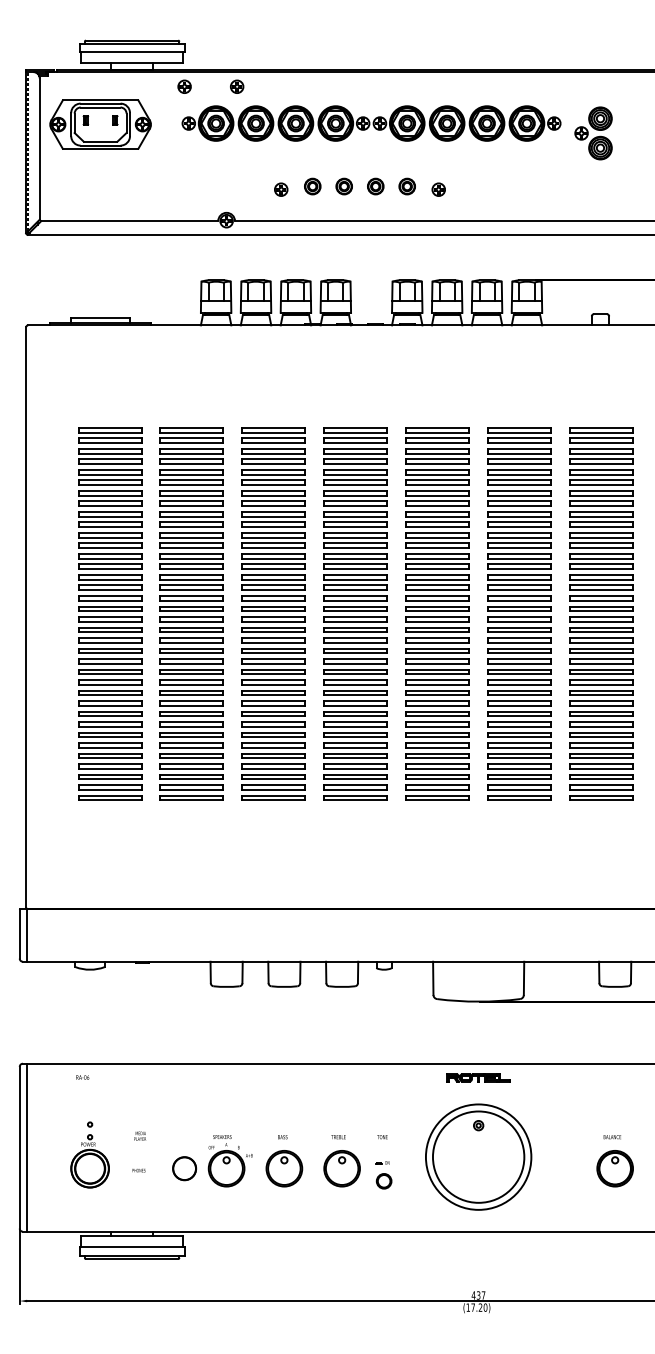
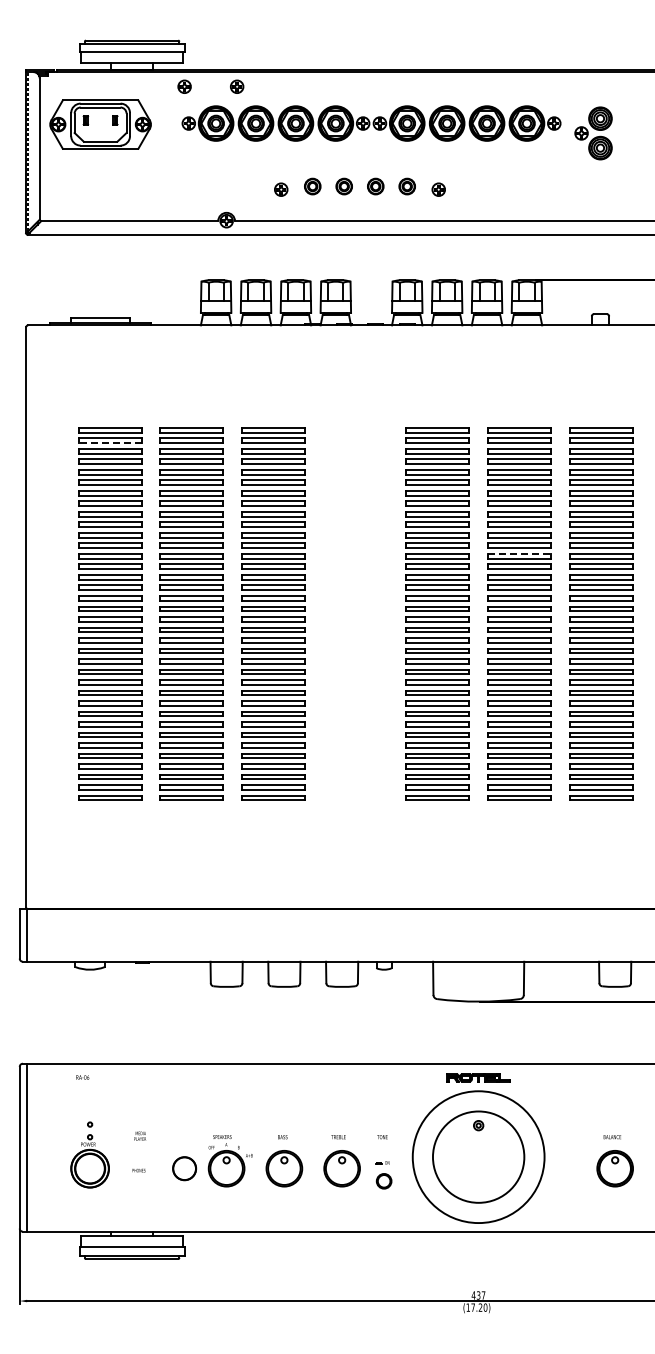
line: solid -> dashed (110, 443)
line: solid -> dashed (519, 553)
part: present -> none (355, 613)
circle diameter: 105 px -> 132 px (478, 1157)
